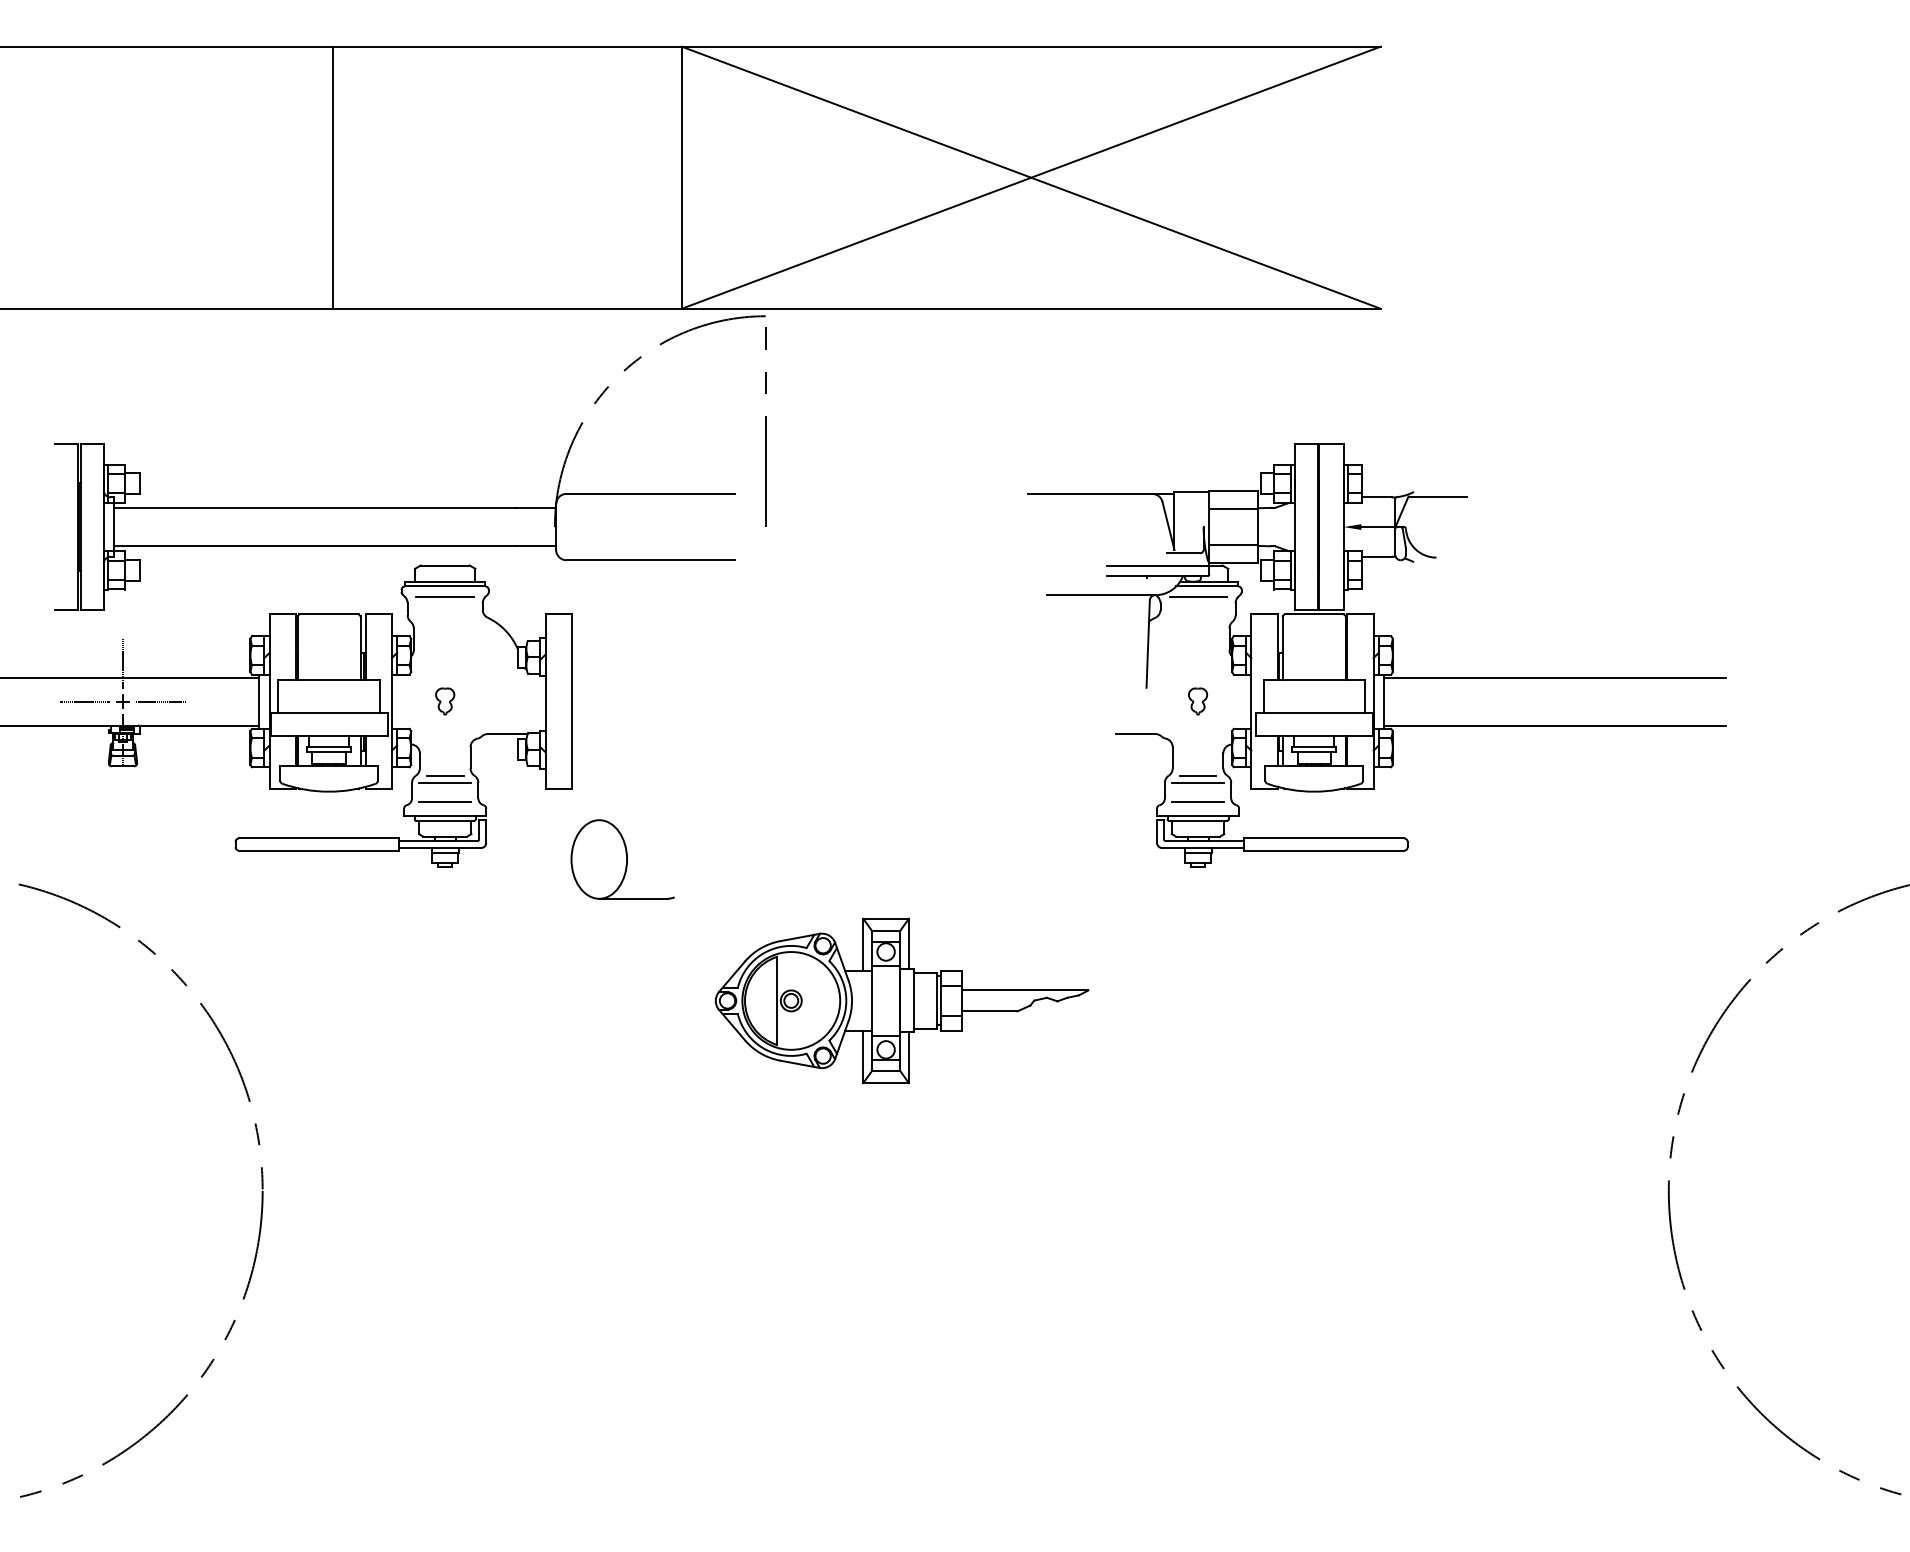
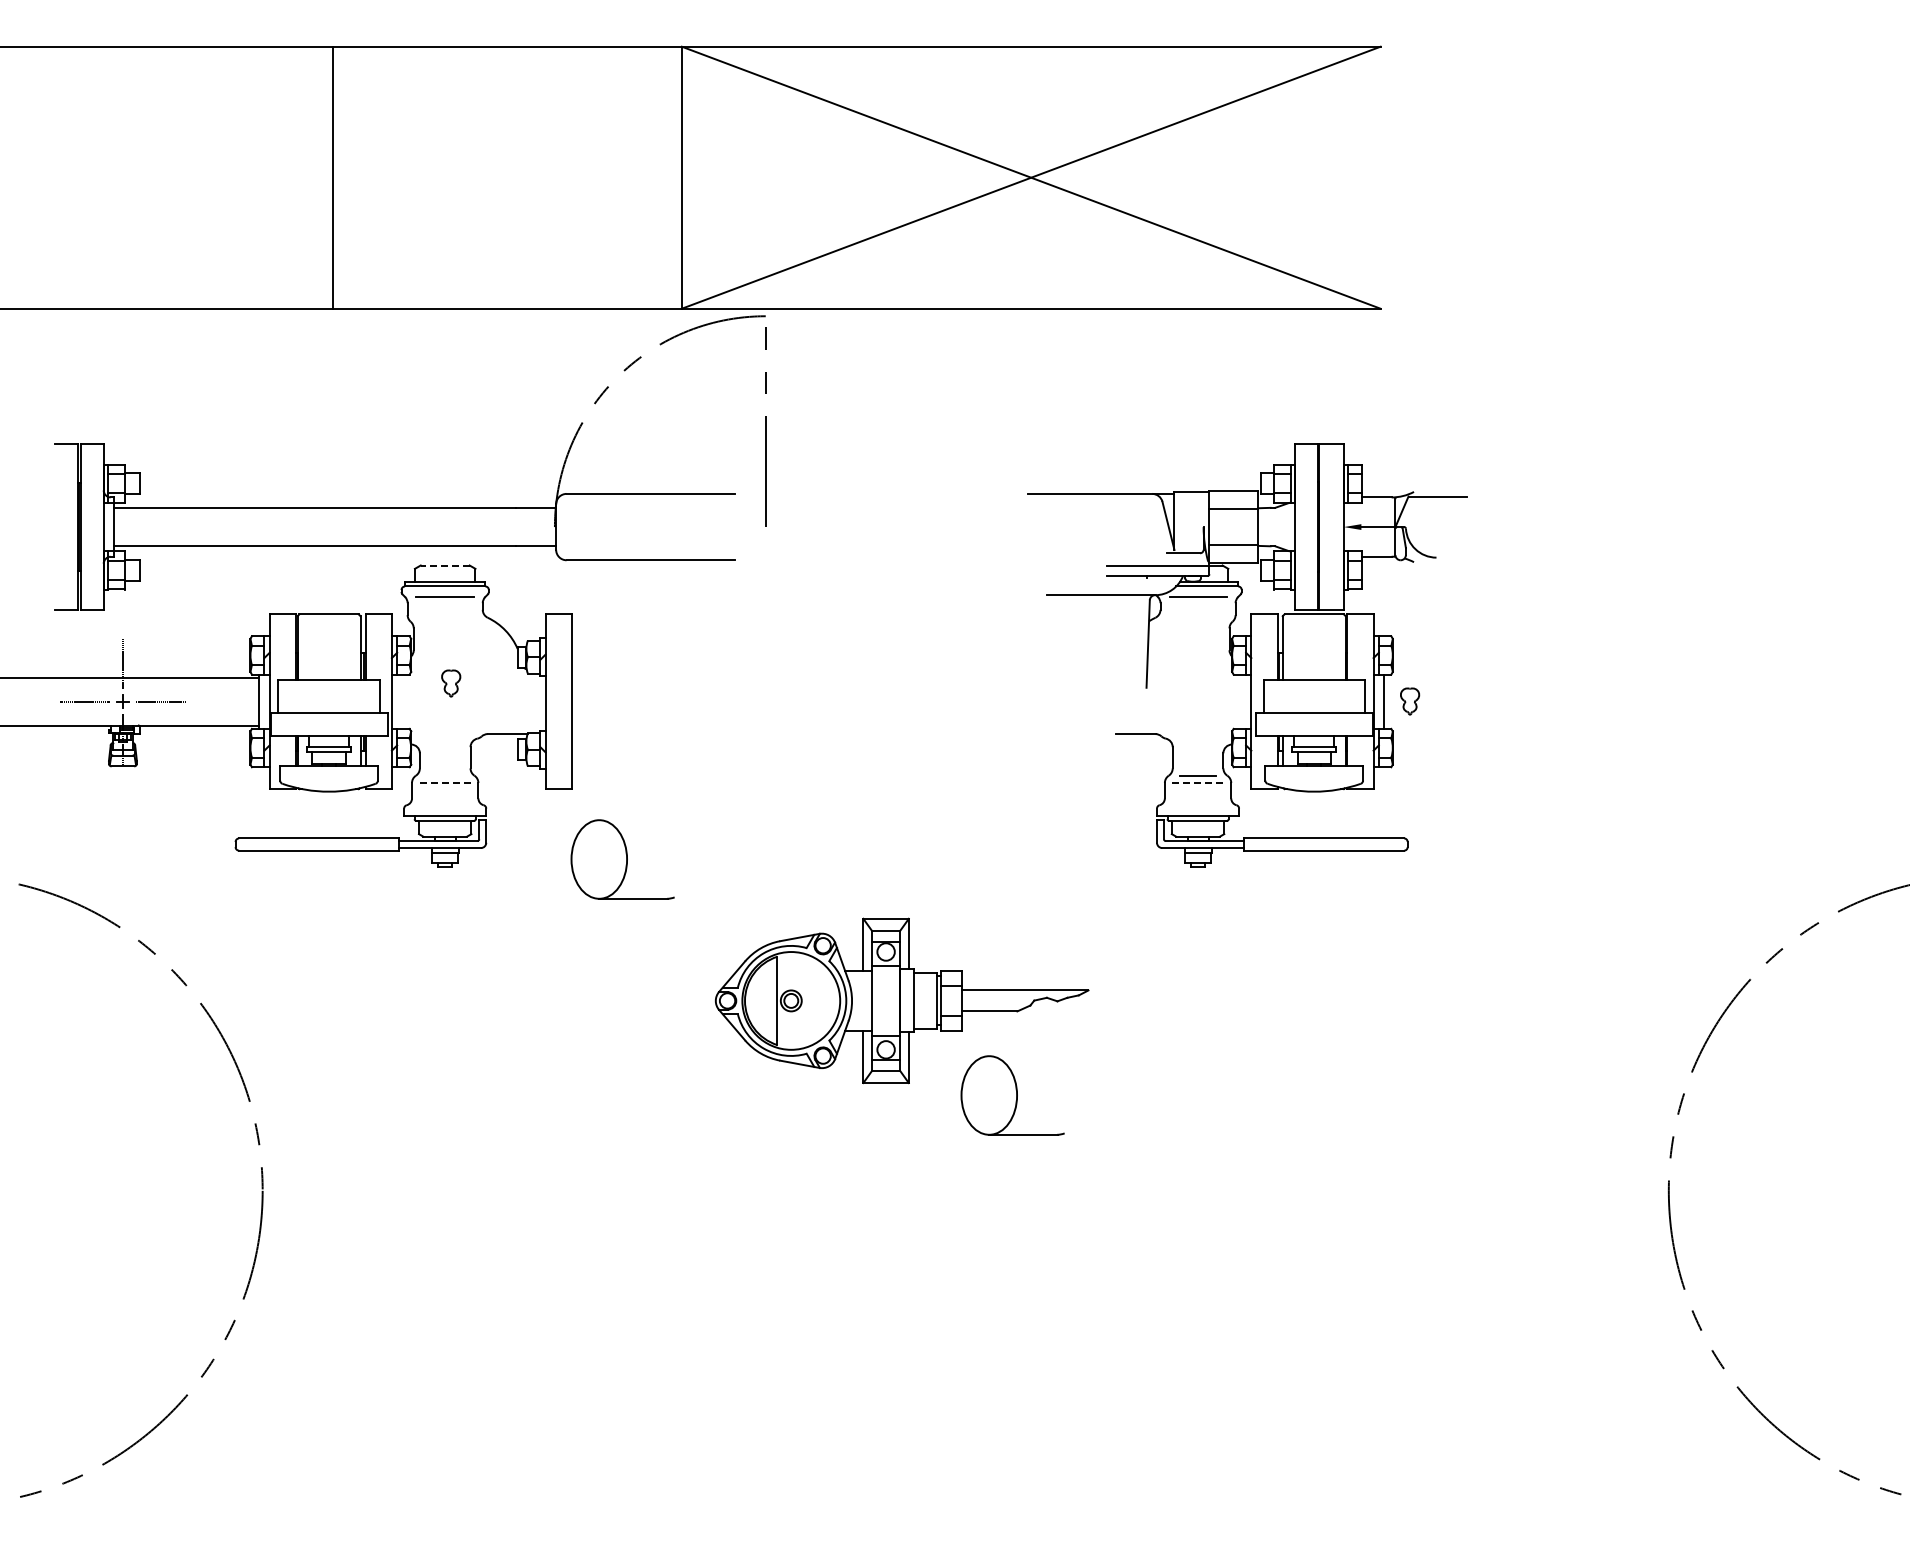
line: solid -> dashed (444, 565)
line: present -> none (1555, 678)
part position: (445, 701) -> (451, 683) (451, 683)
part position: (1198, 701) -> (1410, 701) (1410, 701)
line: present -> none (1555, 725)
line: present -> none (444, 776)
line: solid -> dashed (445, 782)
line: solid -> dashed (1198, 782)
line: present -> none (445, 802)
line: present -> none (1197, 802)
part: none -> present (1012, 1095)
